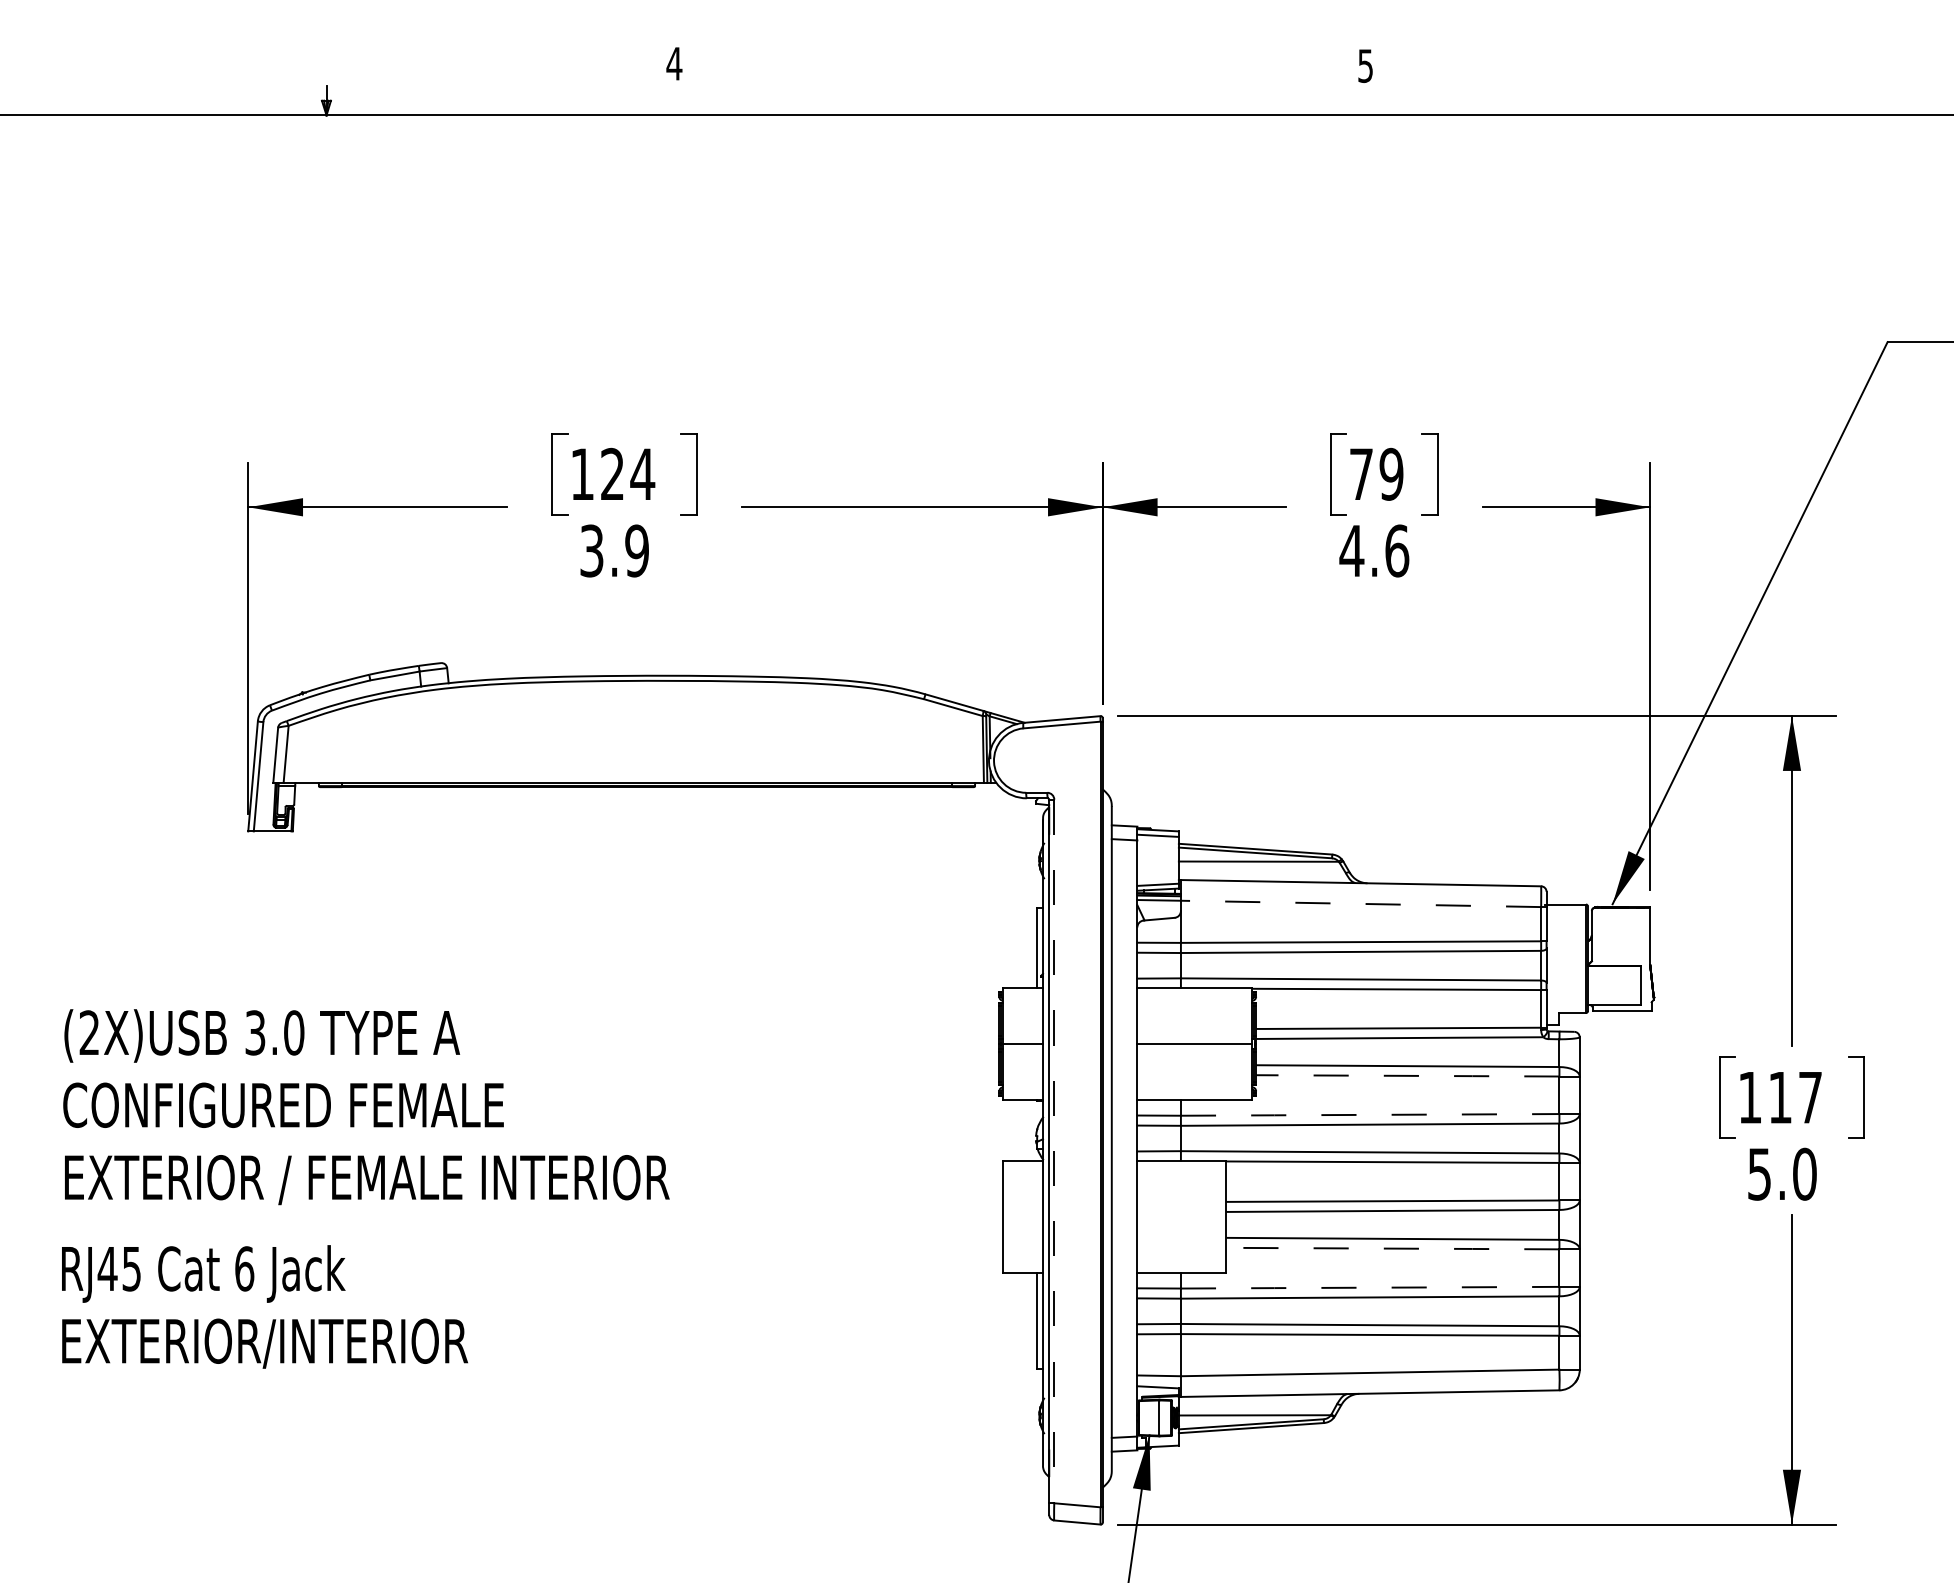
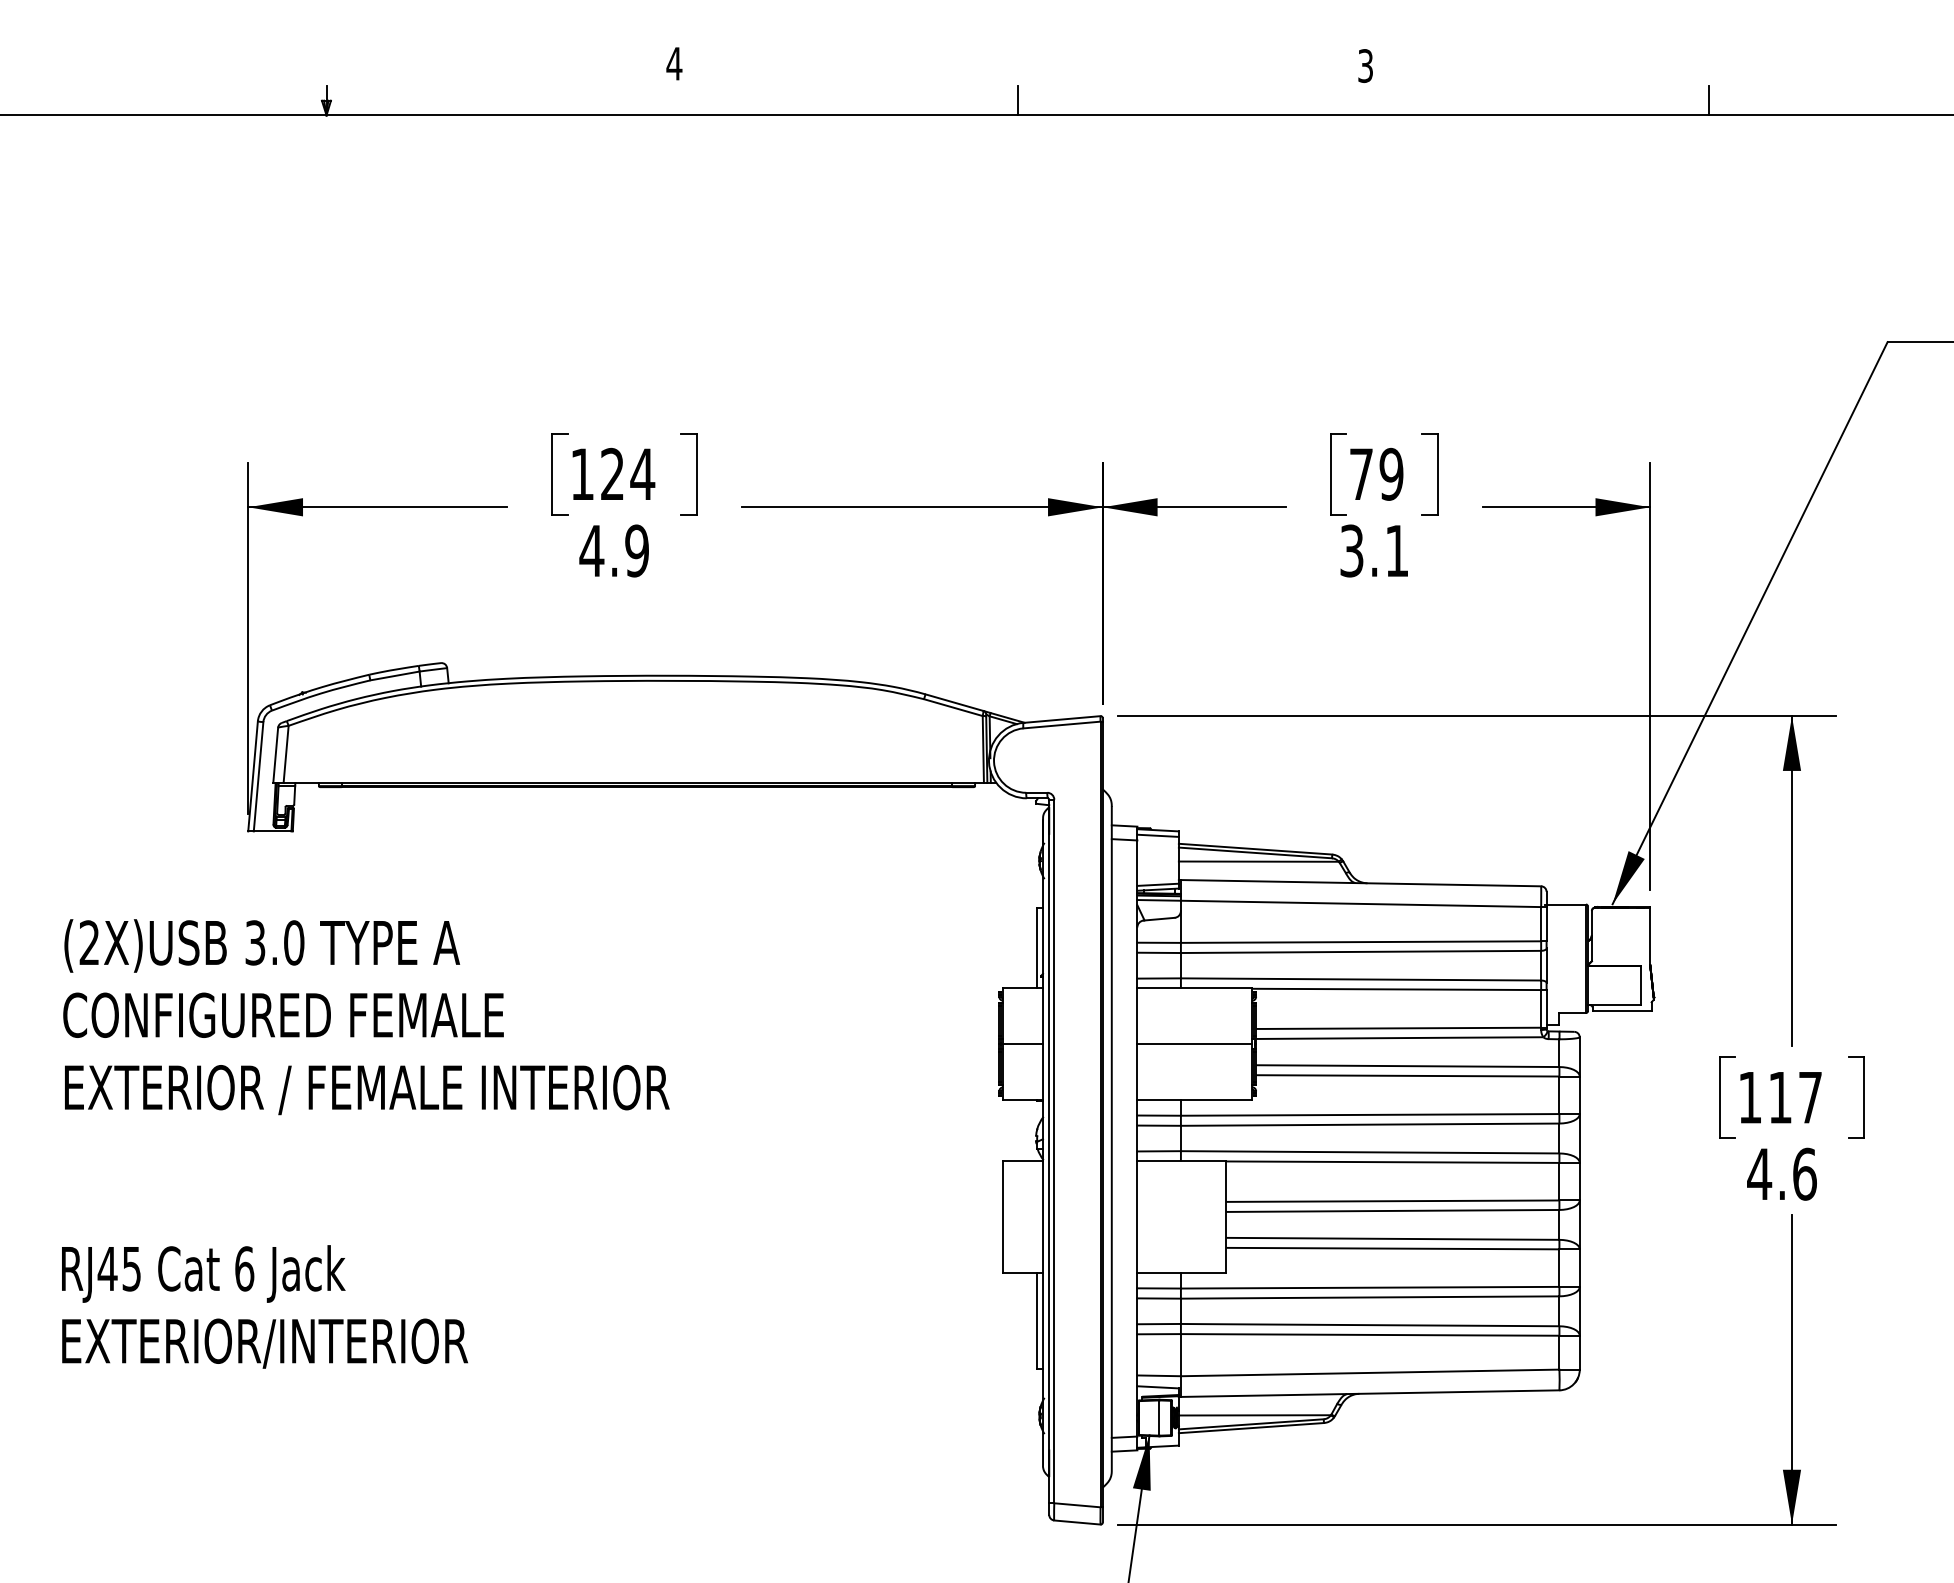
text: 5 -> 3 (1365, 65)
line: none -> present (1017, 100)
line: none -> present (1709, 100)
text: 3.9 -> 4.9 (591, 550)
text: 4.6 -> 3.1 (1374, 550)
line: dashed -> solid (1360, 903)
line: dashed -> solid (1408, 1075)
text position: (366, 1107) -> (366, 1017) (366, 1017)
line: dashed -> solid (1370, 1114)
line: dashed -> solid (1054, 1151)
text: 5.0 -> 4.6 (1781, 1173)
line: dashed -> solid (1393, 1248)
line: dashed -> solid (1370, 1287)
